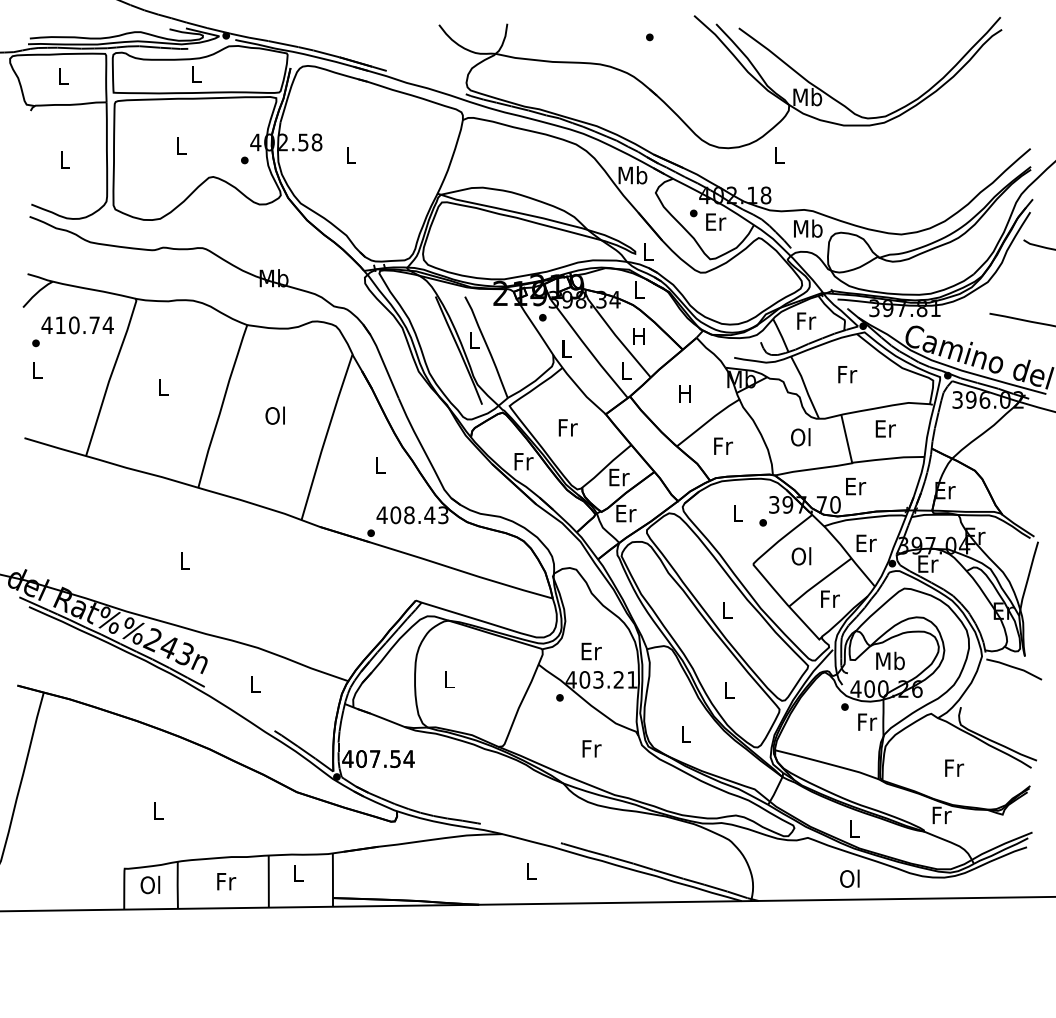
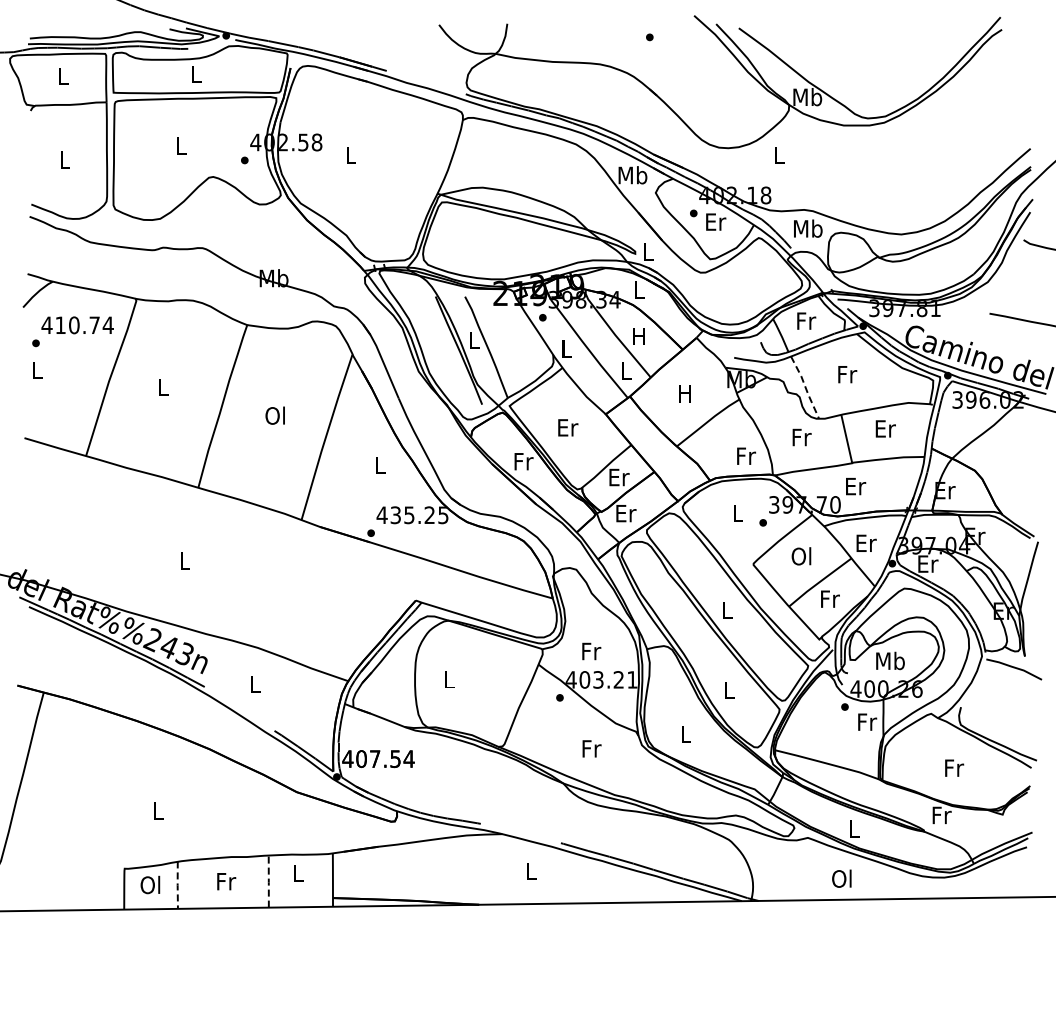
line: solid -> dashed (805, 387)
text: Fr -> Er (568, 427)
text: Ol -> Fr (801, 437)
text position: (723, 445) -> (746, 455) (746, 455)
text: 408.43 -> 435.25 (419, 515)
text: Er -> Fr (591, 651)
text position: (849, 878) -> (841, 878) (841, 878)
line: solid -> dashed (268, 882)
line: solid -> dashed (177, 885)
